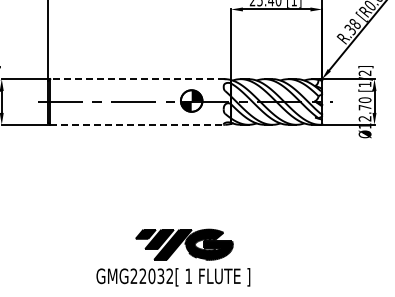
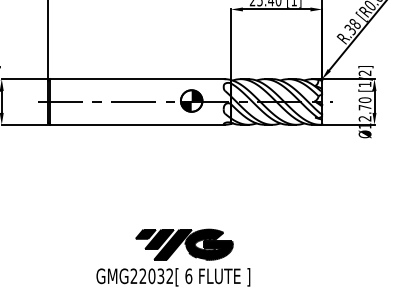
line: dashed -> solid (137, 79)
line: dashed -> solid (138, 124)
text: 1 -> 6 (188, 276)
